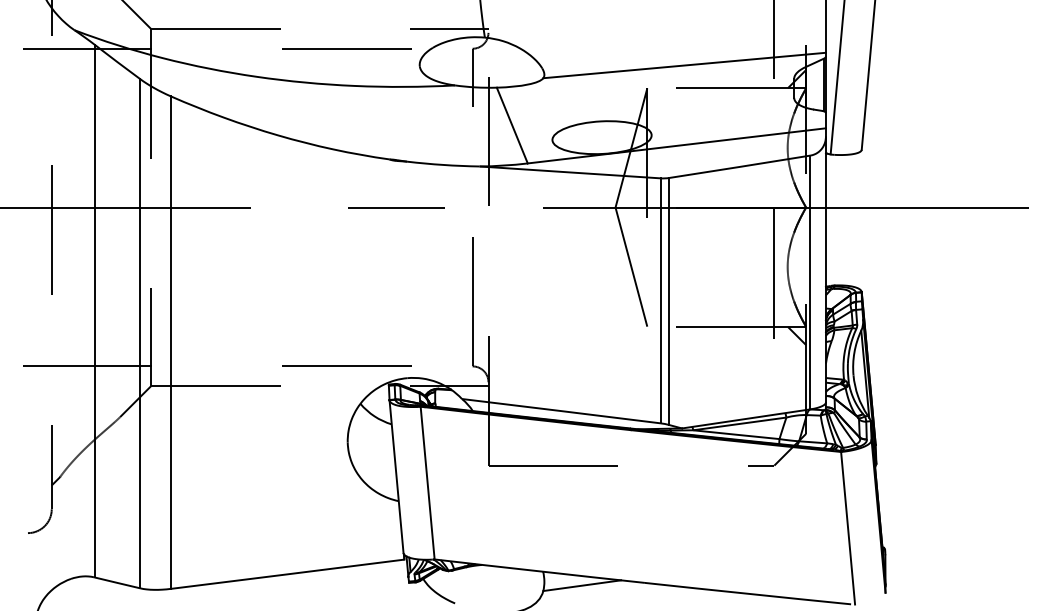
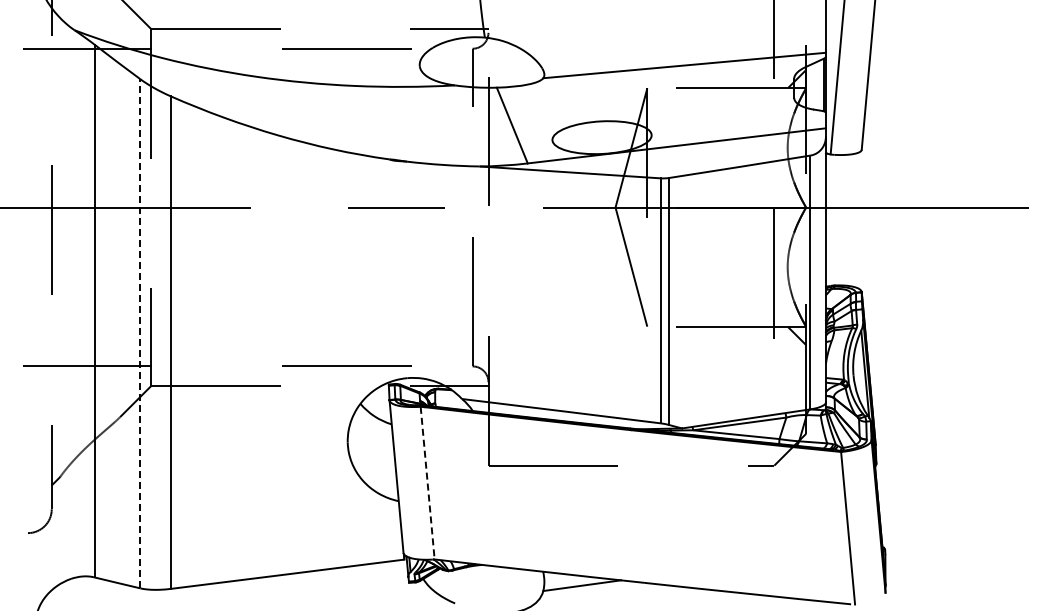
line: solid -> dashed (140, 333)
line: solid -> dashed (427, 483)
